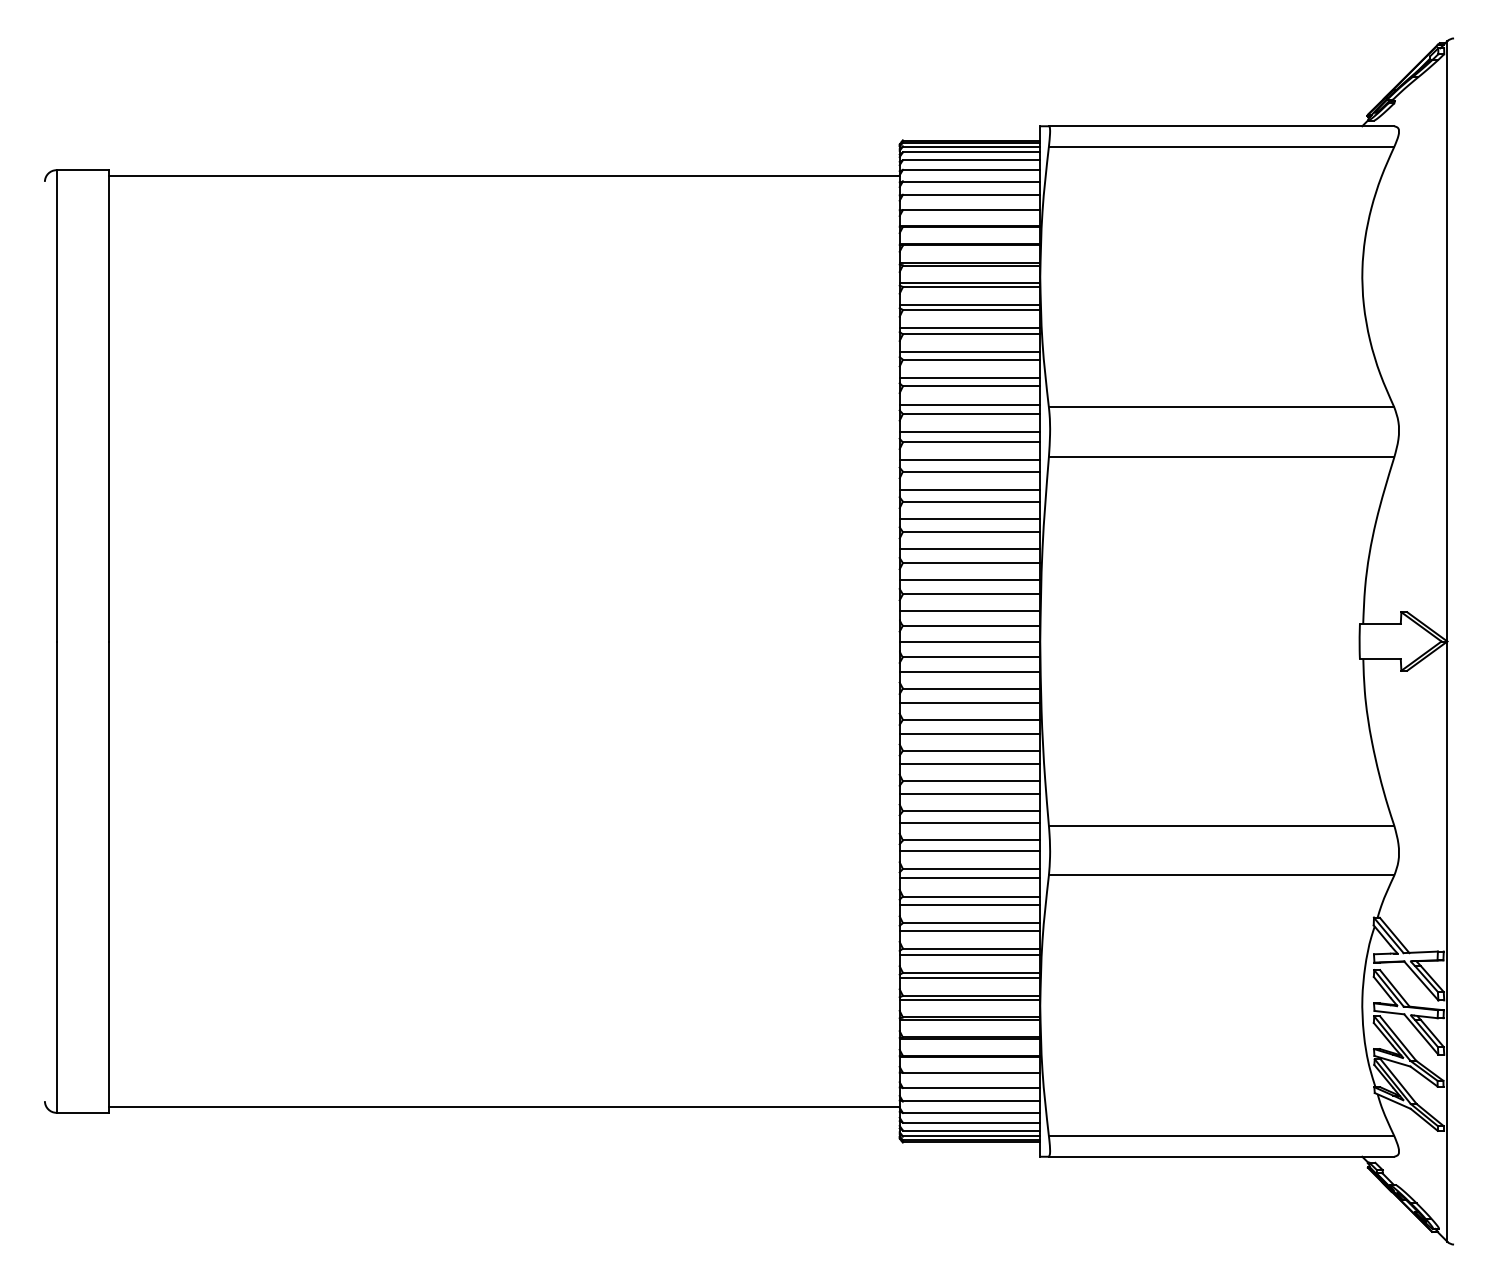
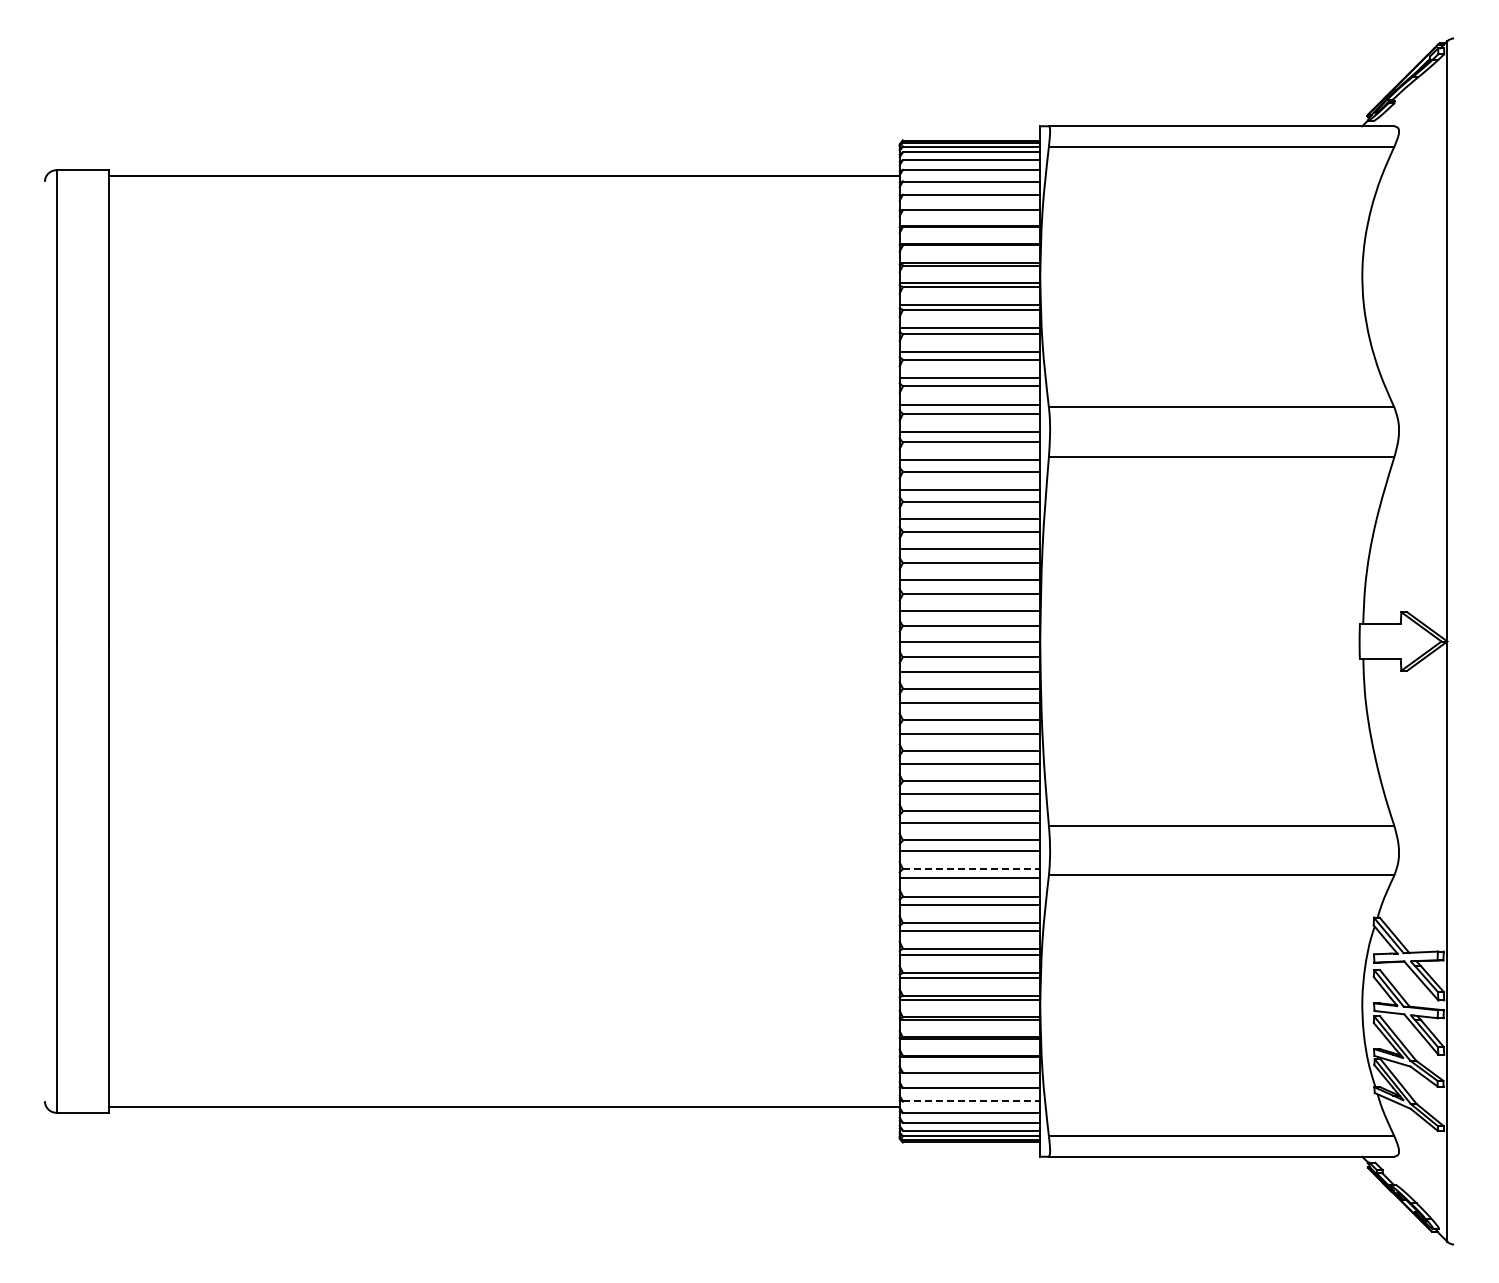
line: solid -> dashed (971, 869)
line: solid -> dashed (971, 1101)
